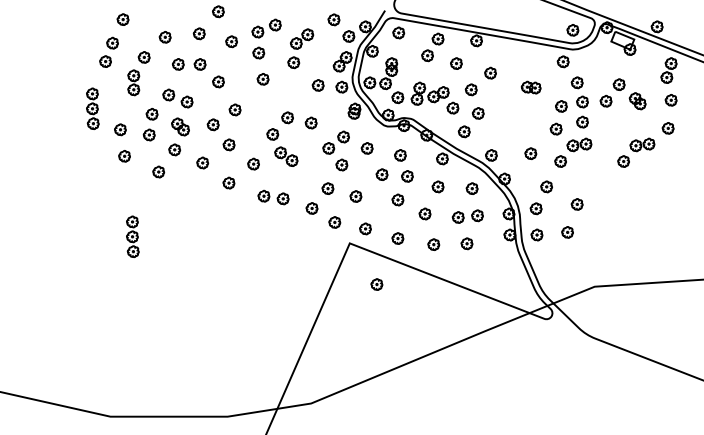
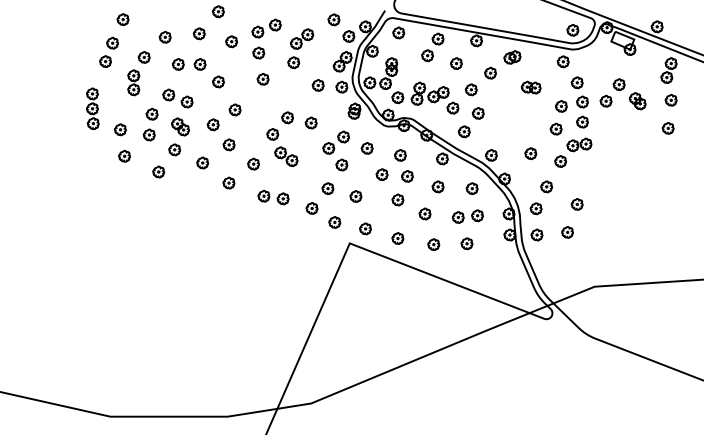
part: none -> present (512, 57)
part: present -> none (636, 152)
part: present -> none (132, 236)
part: present -> none (376, 284)
